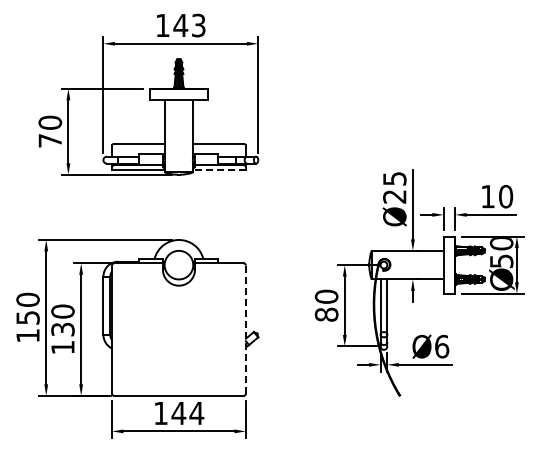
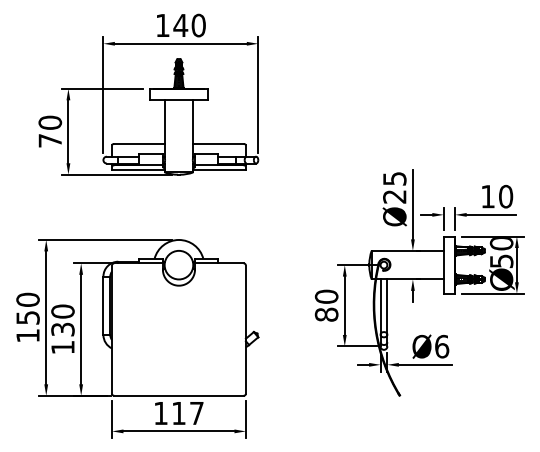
text: 143 -> 140 (198, 25)
line: dashed -> solid (219, 170)
line: dashed -> solid (245, 329)
text: 144 -> 117 (187, 413)
